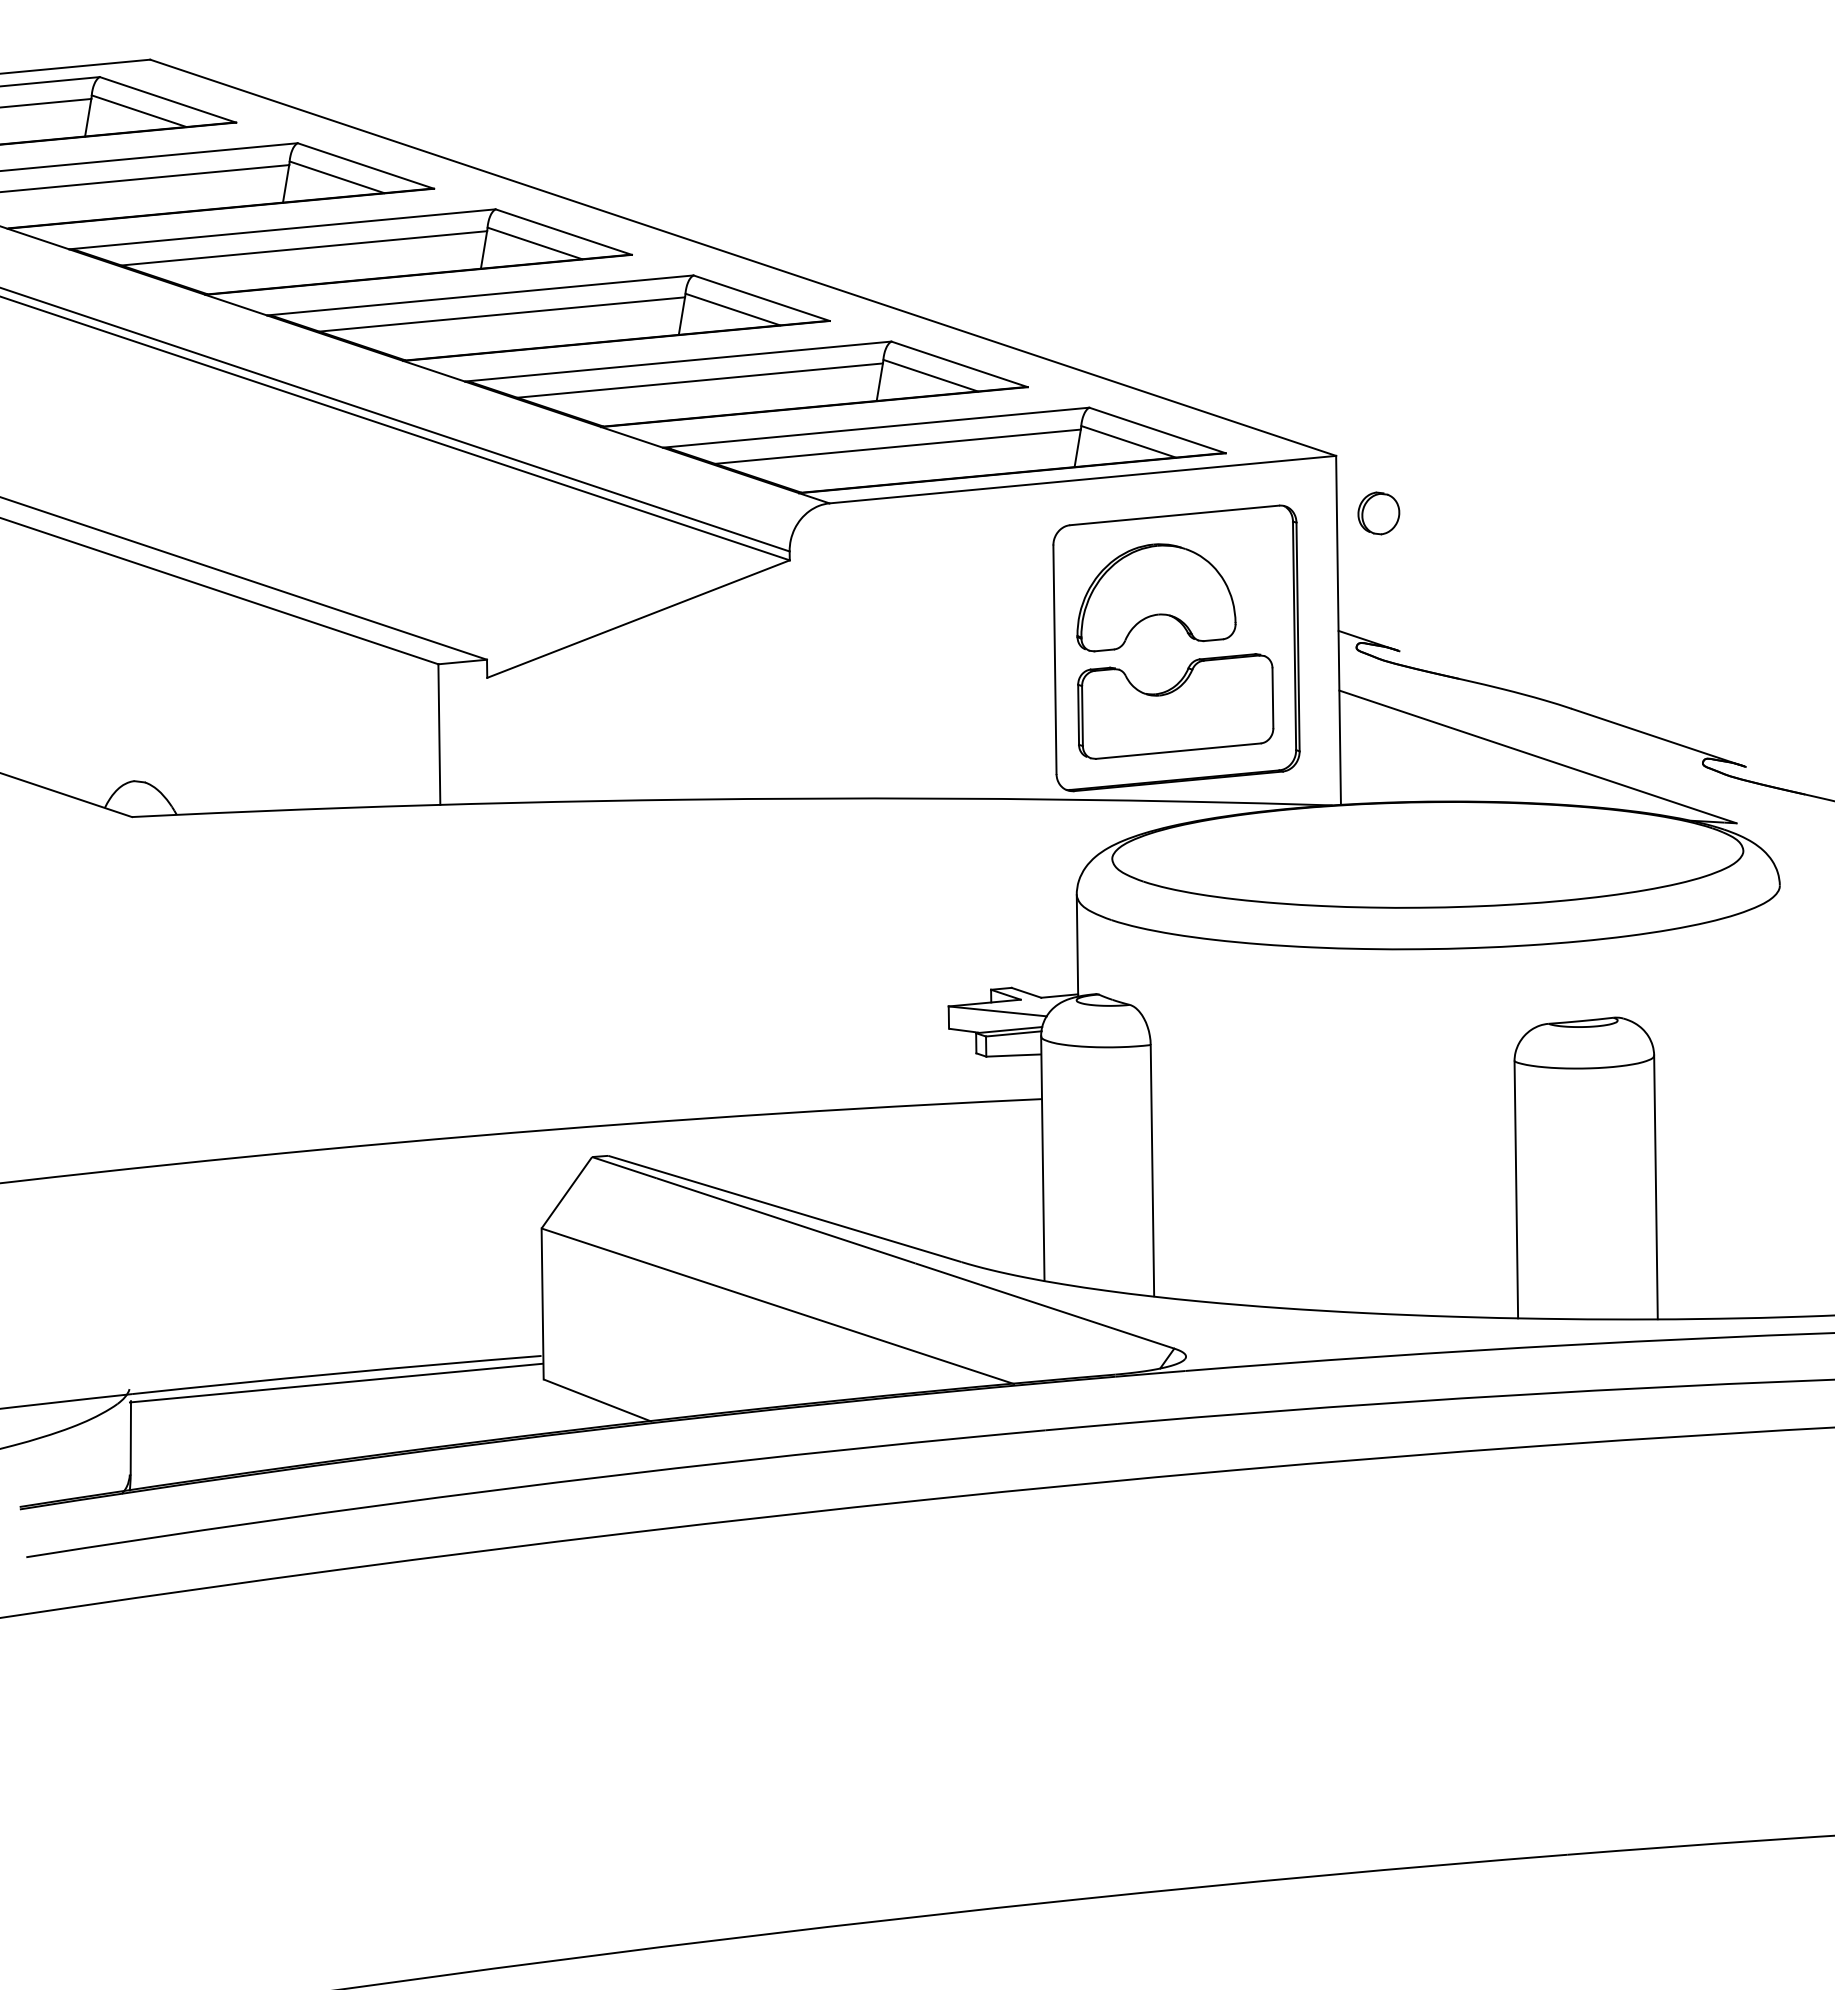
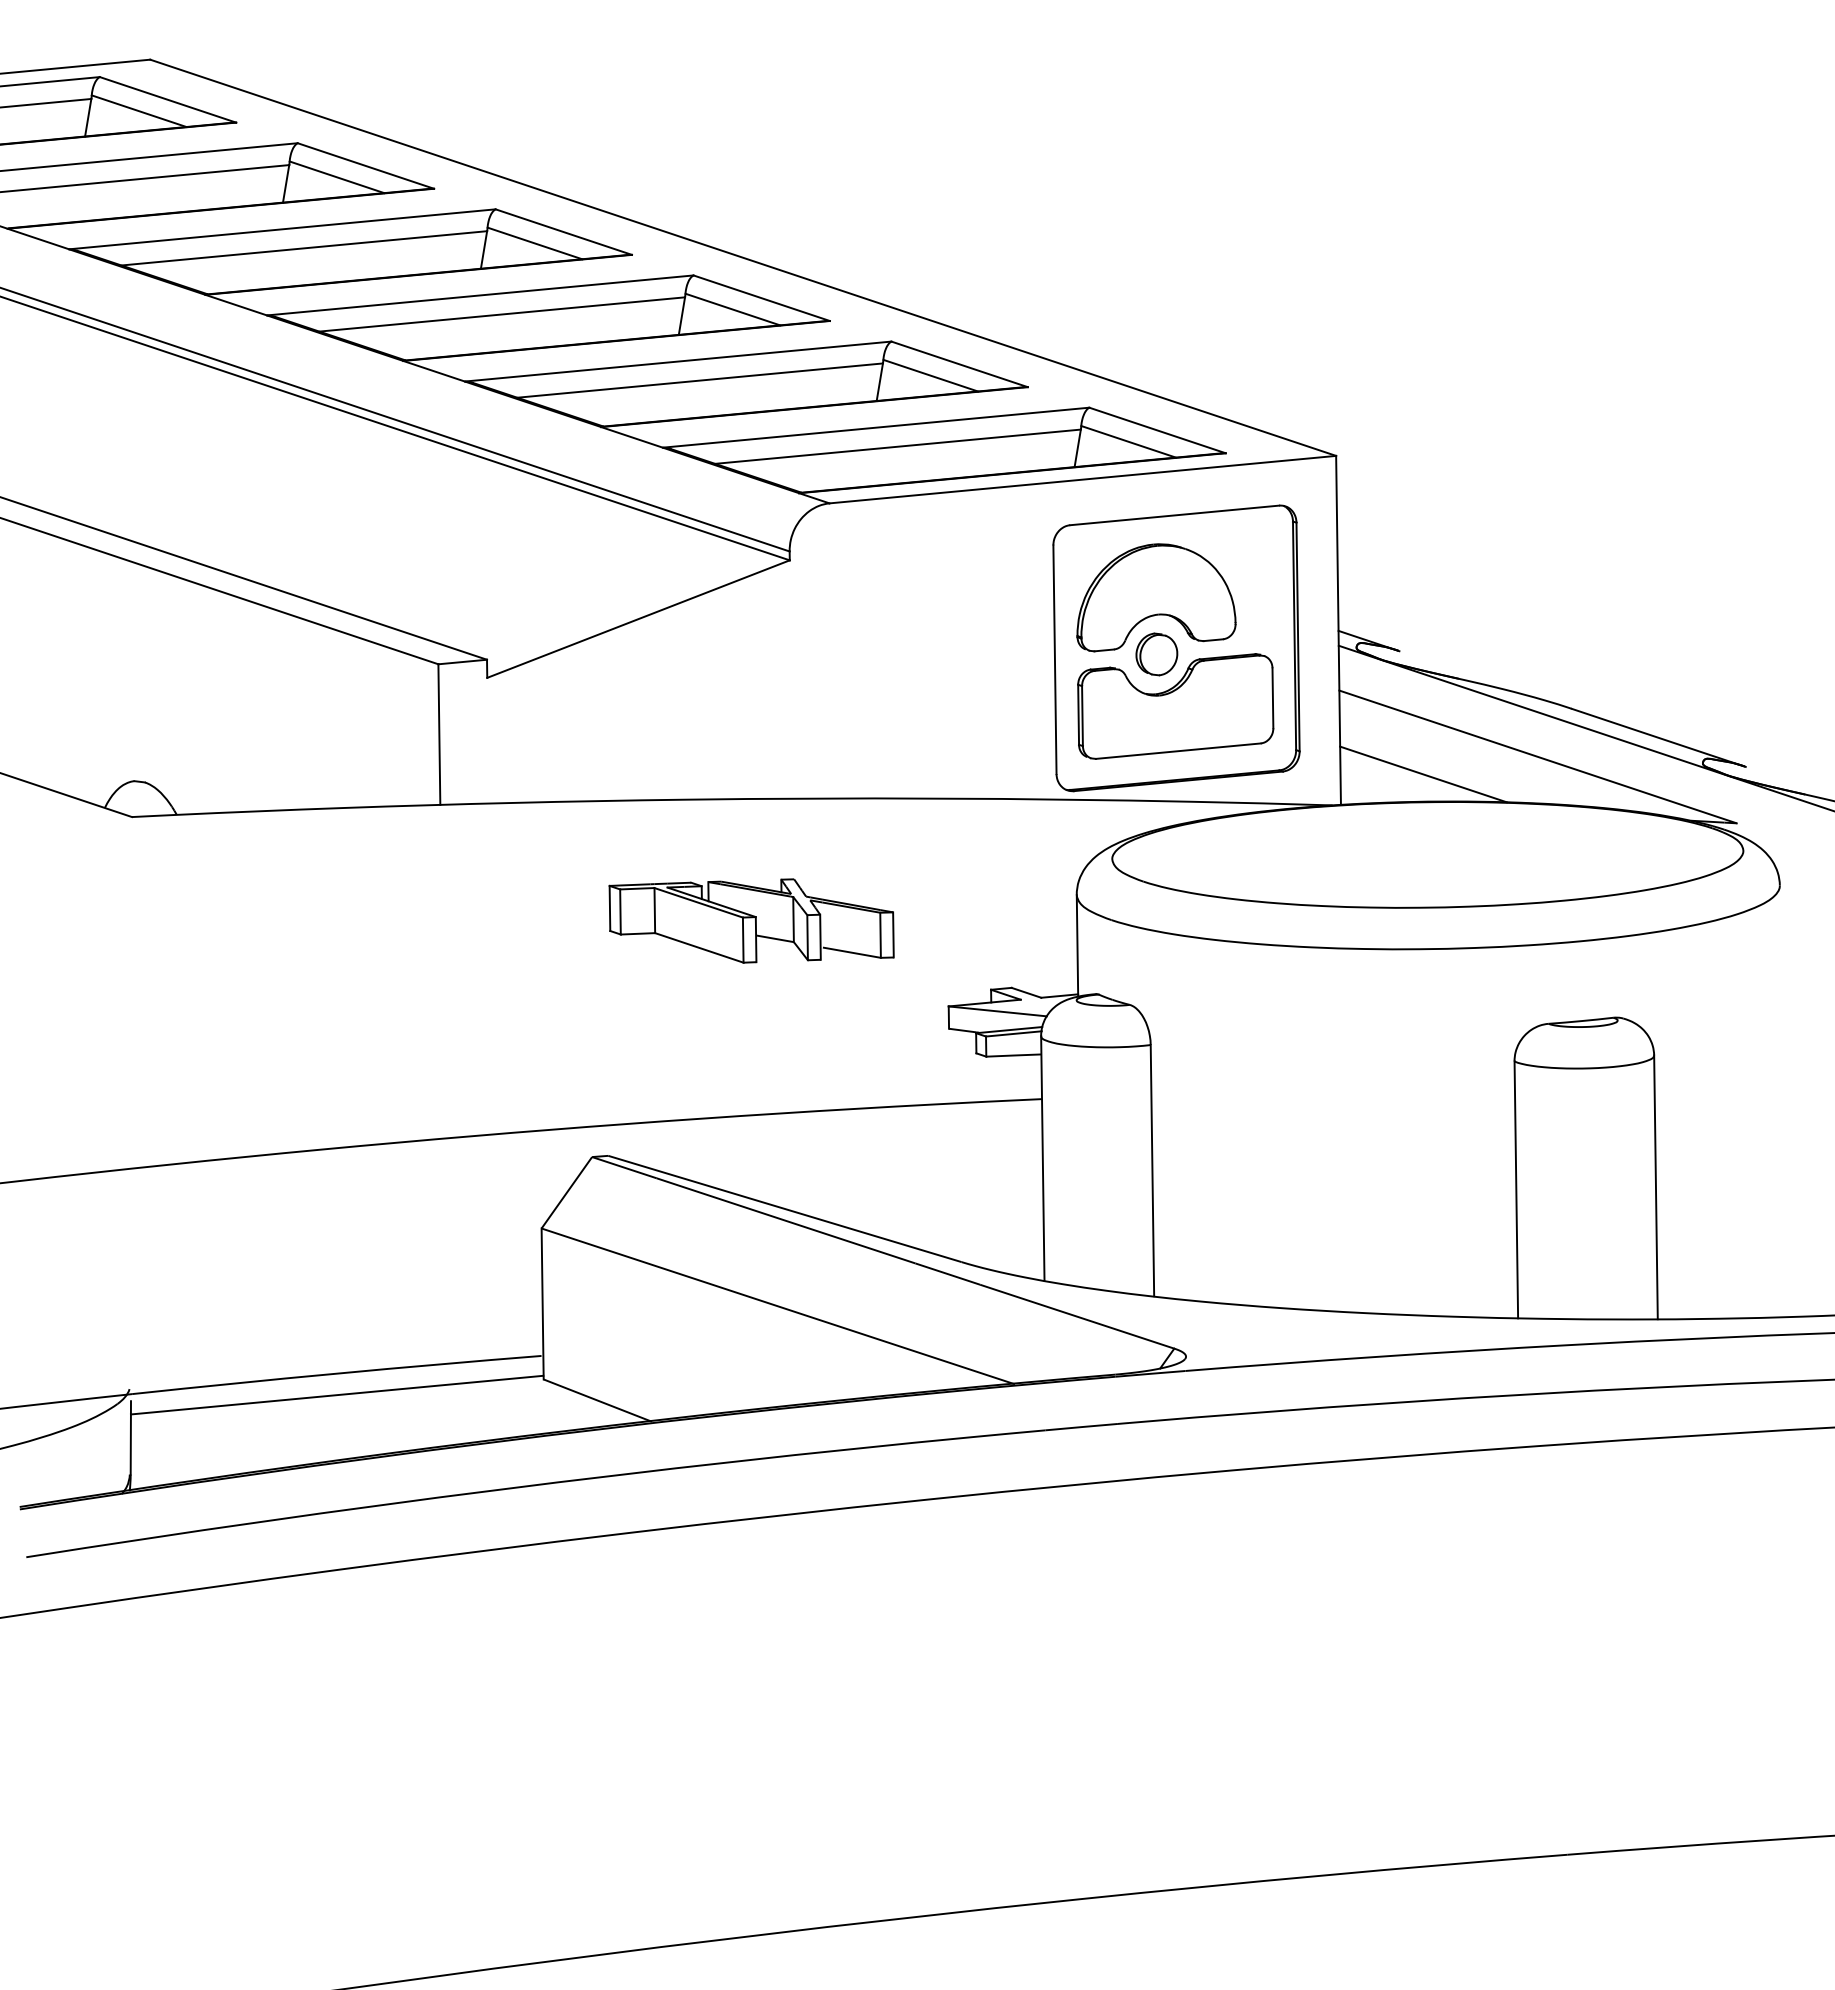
part position: (1378, 513) -> (1156, 654) (1156, 654)
line: none -> present (1584, 727)
line: none -> present (1423, 774)
part: none -> present (751, 920)
line position: (335, 1382) -> (336, 1394) (336, 1394)
